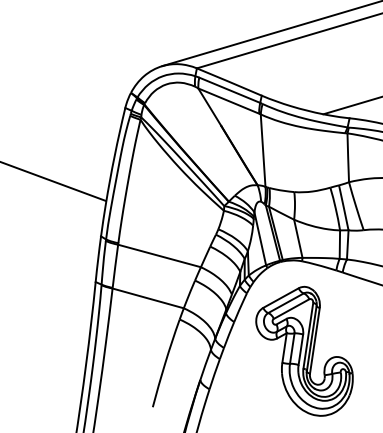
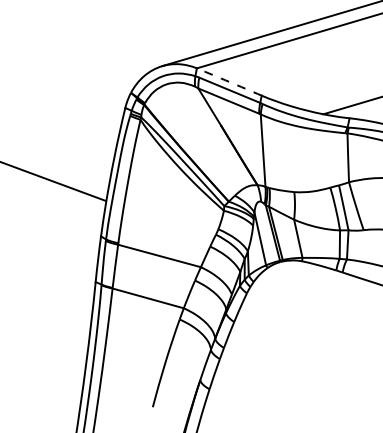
arc: solid -> dashed (229, 81)
part: present -> none (304, 350)
